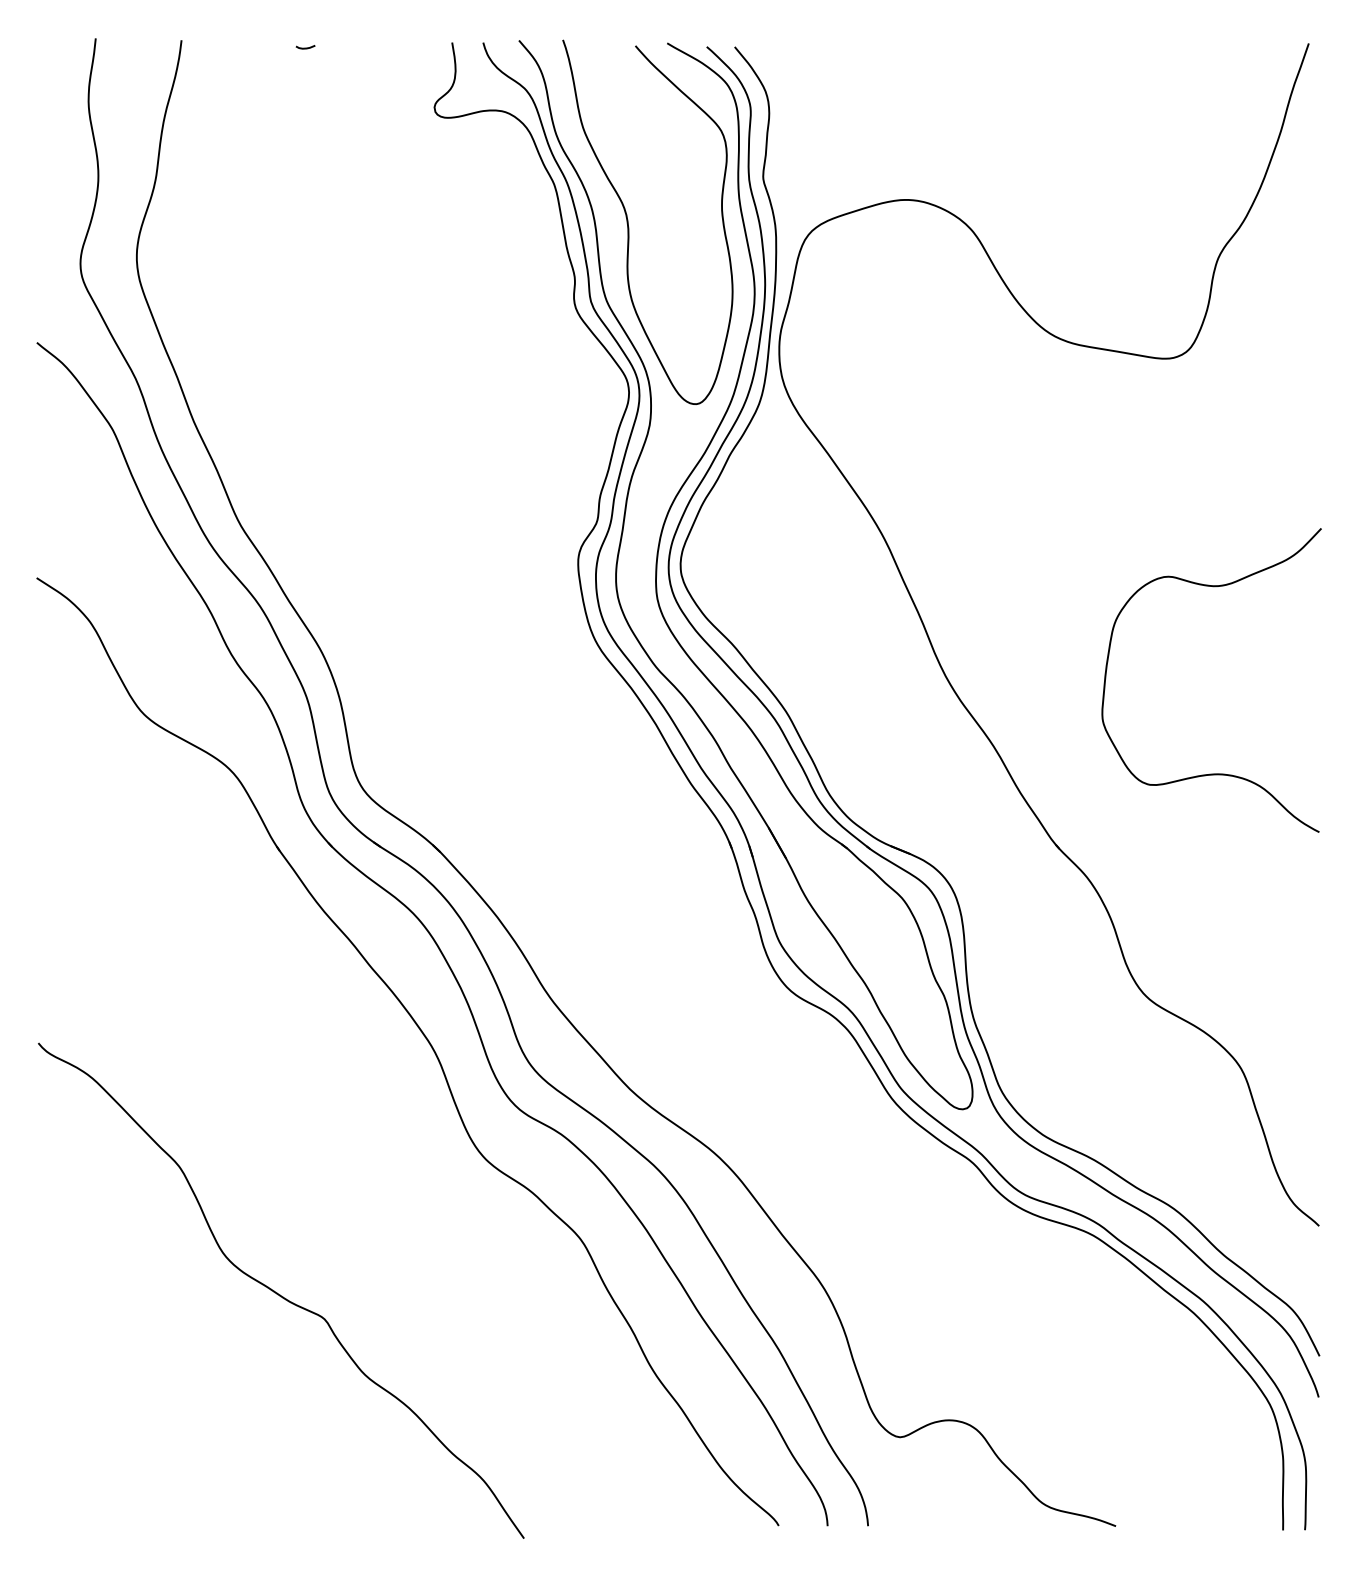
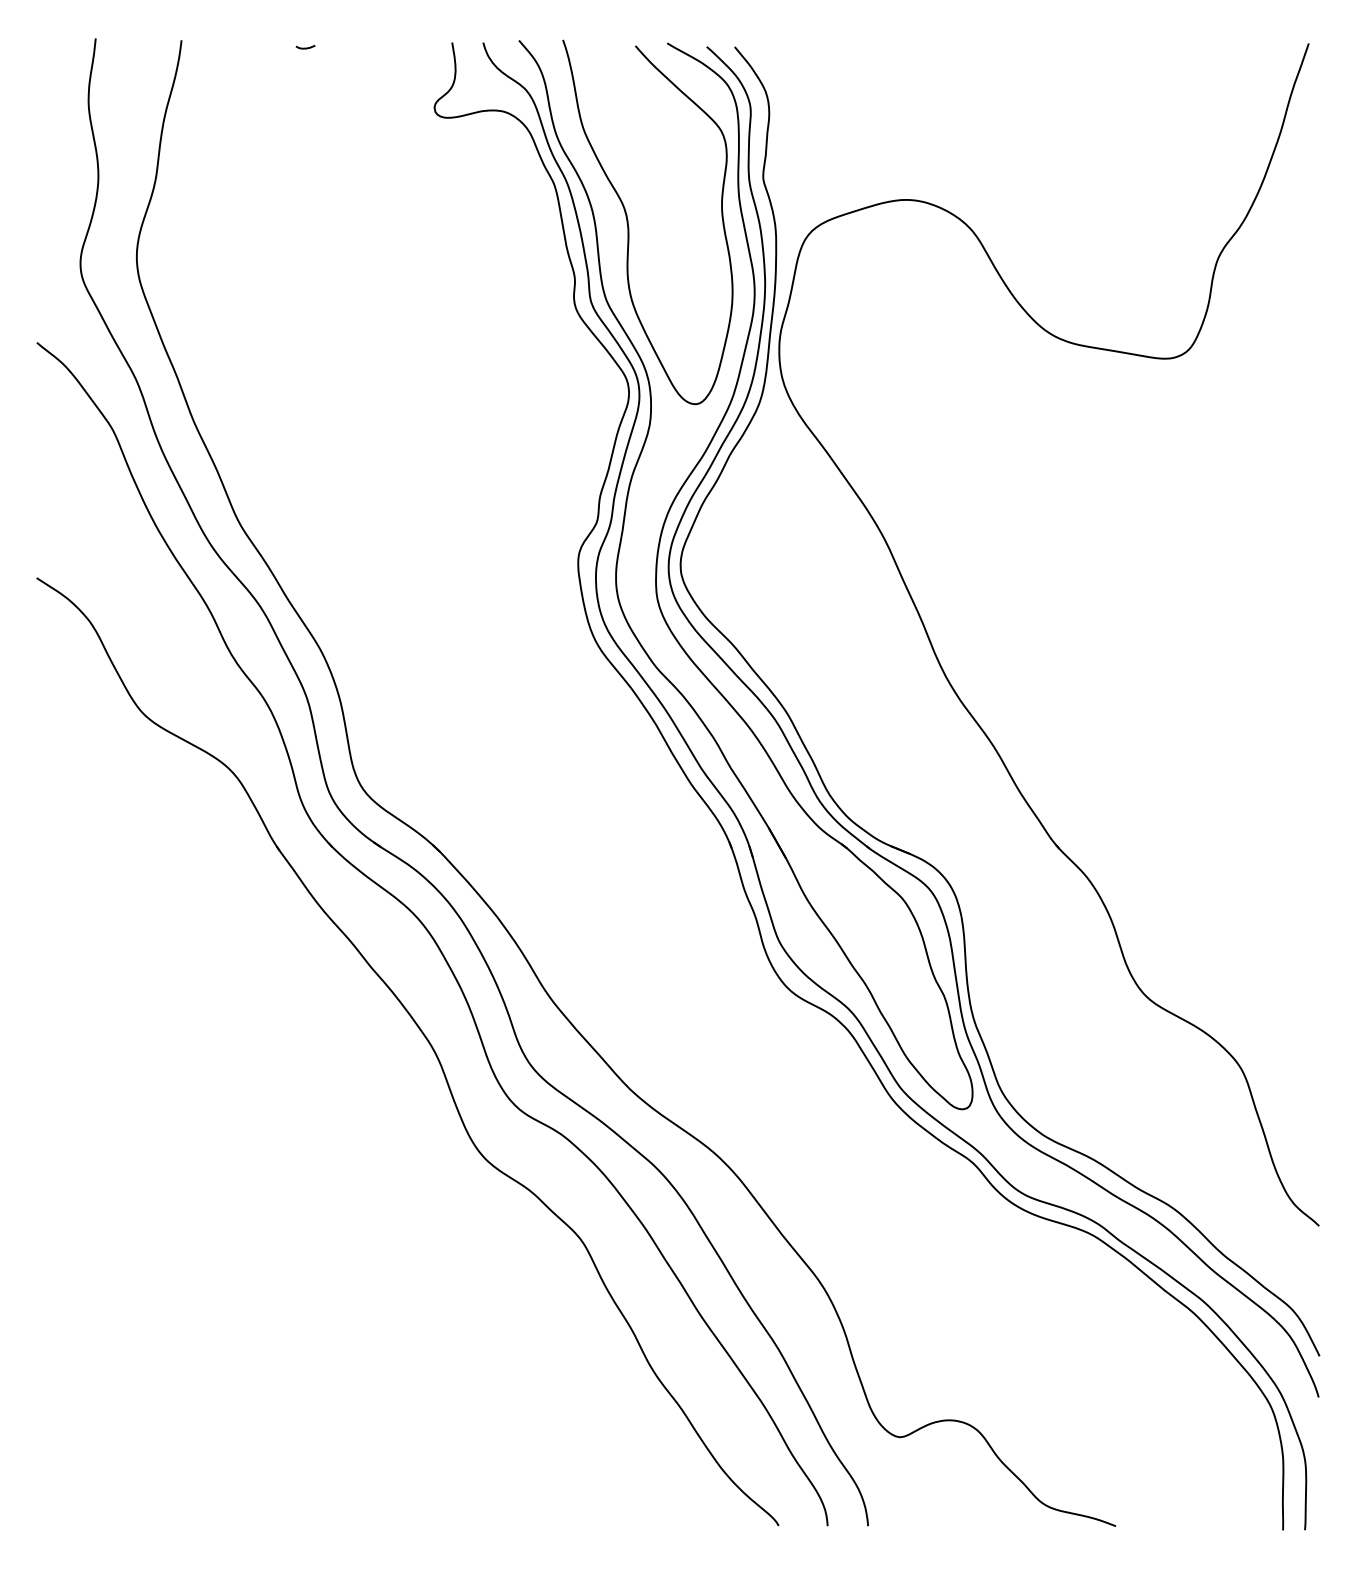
curve: present -> none (1211, 773)
curve: present -> none (280, 1294)
